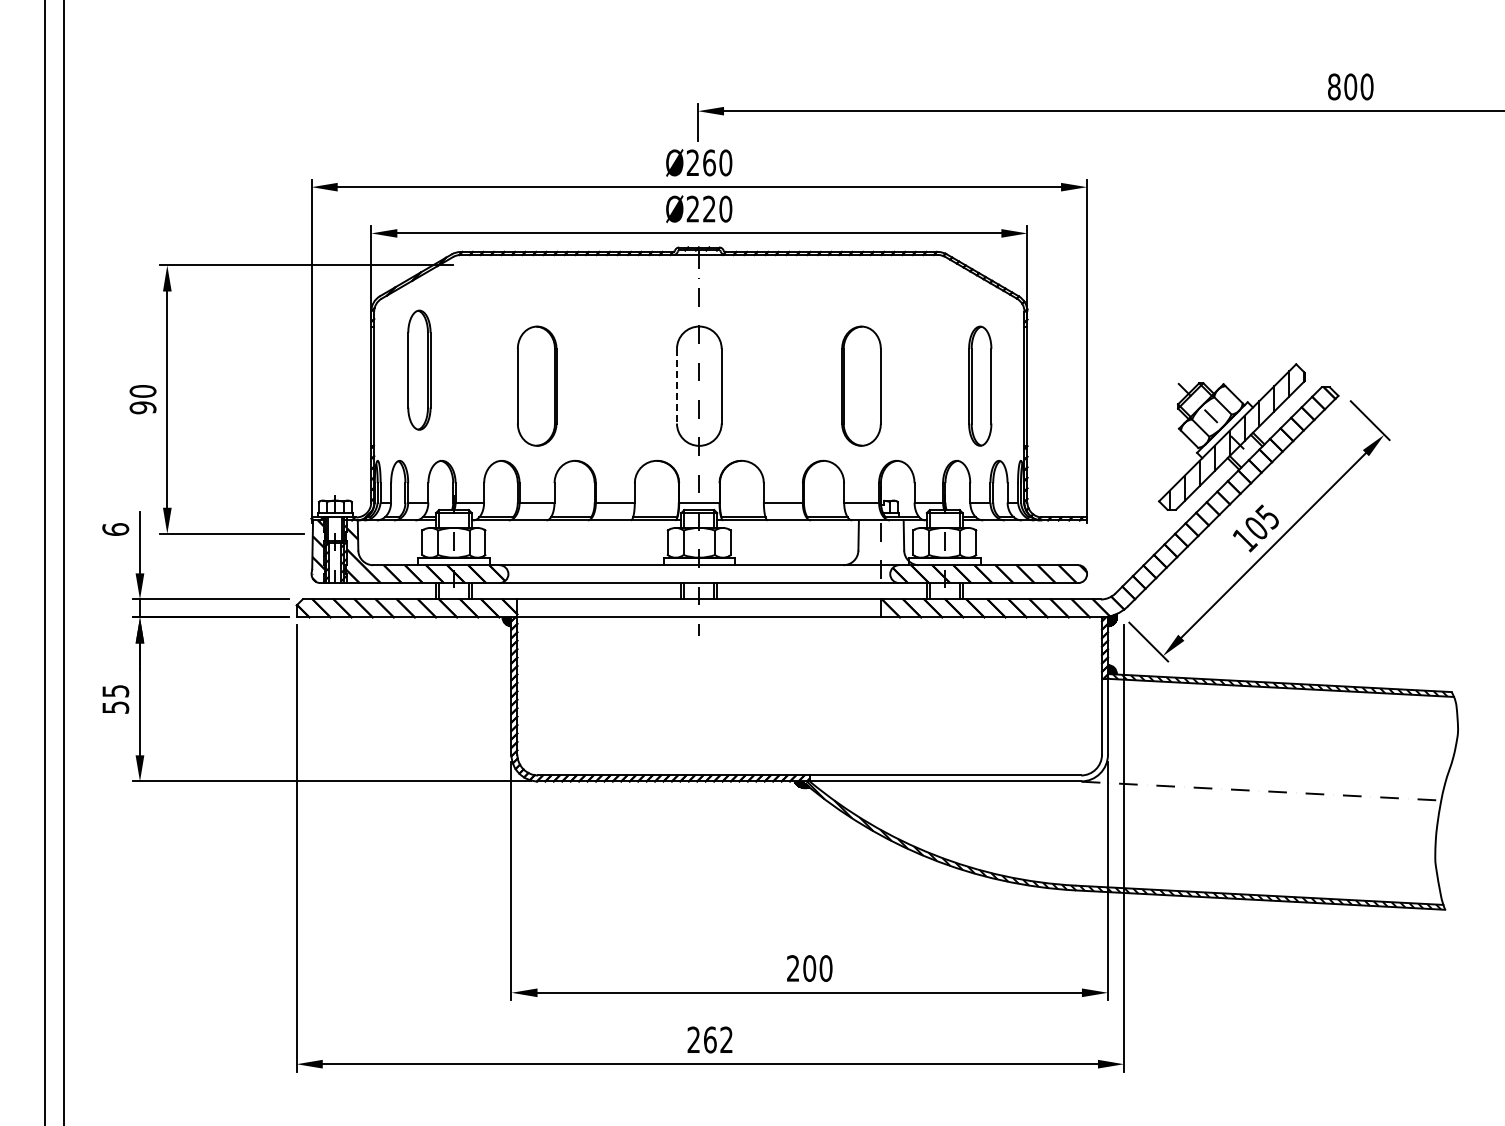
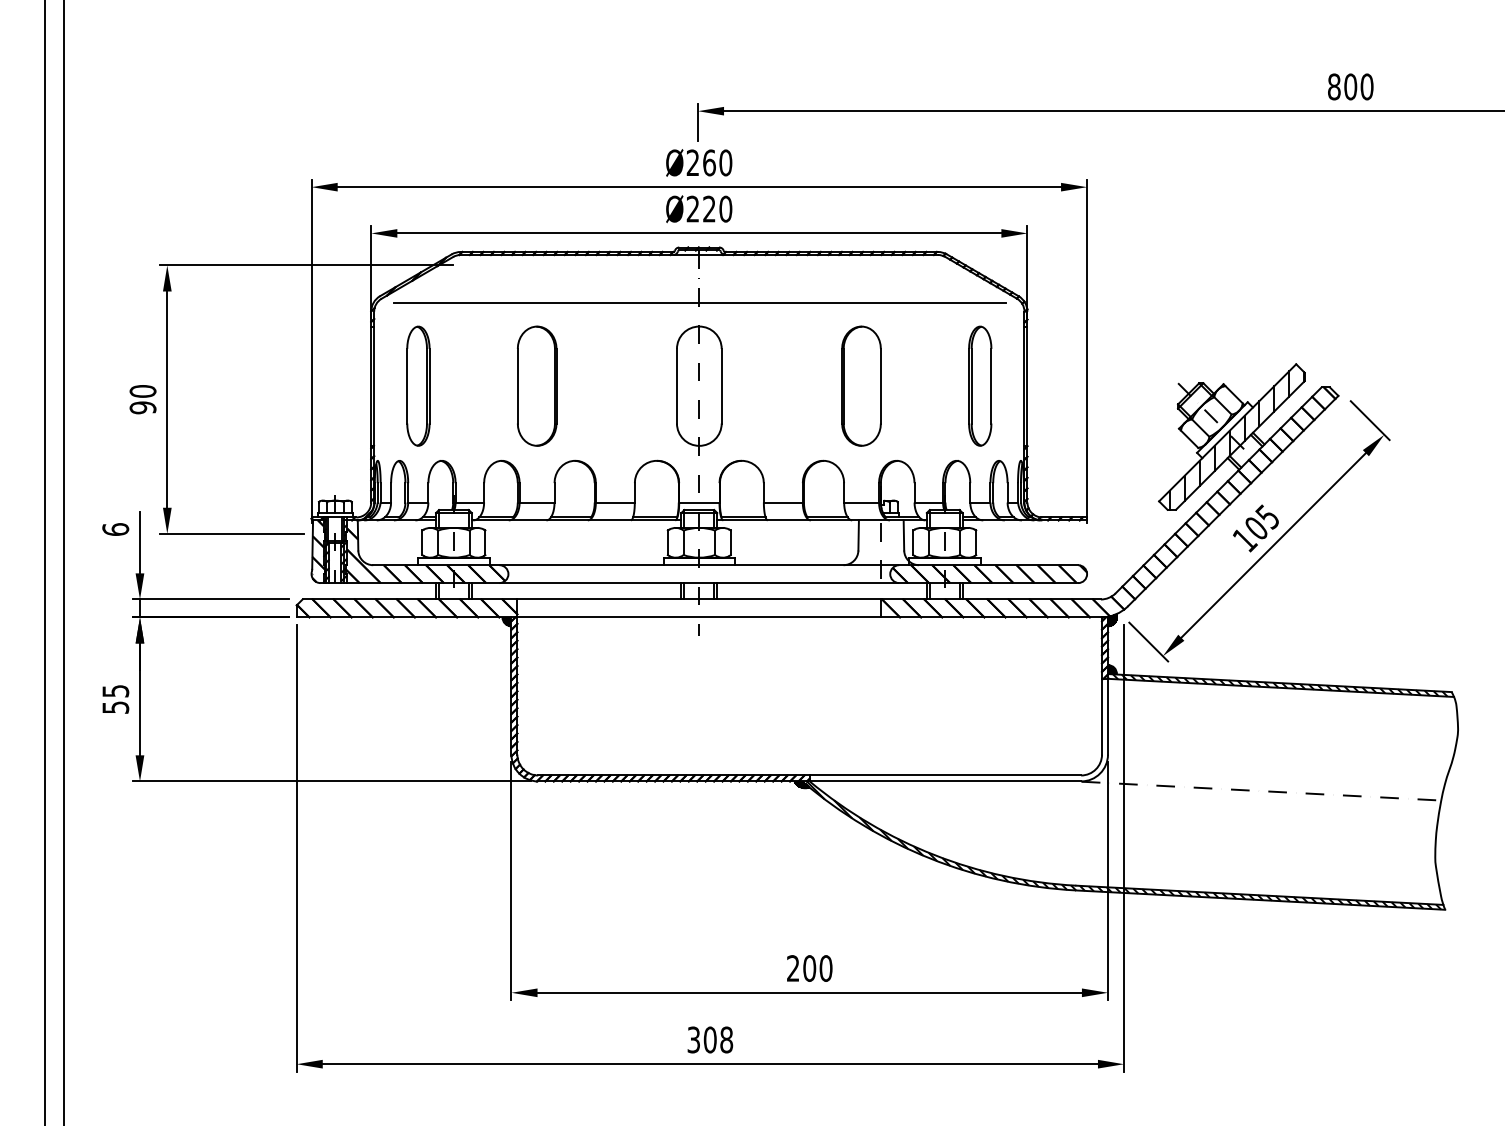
line: none -> present (700, 302)
part position: (419, 369) -> (418, 385) (418, 385)
line: dashed -> solid (676, 386)
text: 262 -> 308 (710, 1039)
